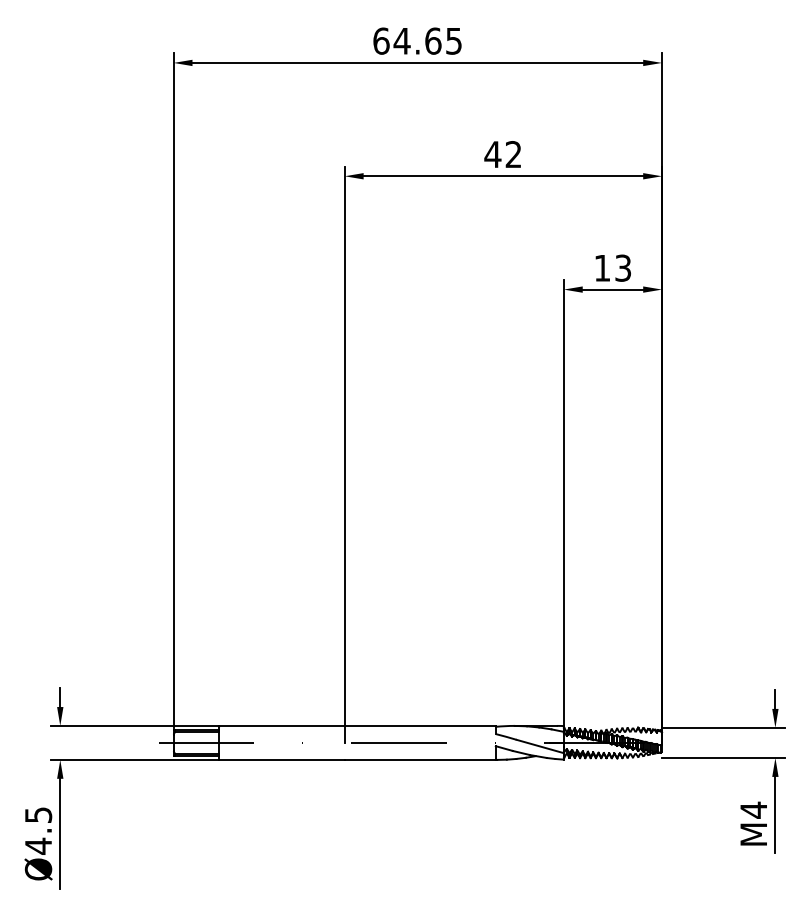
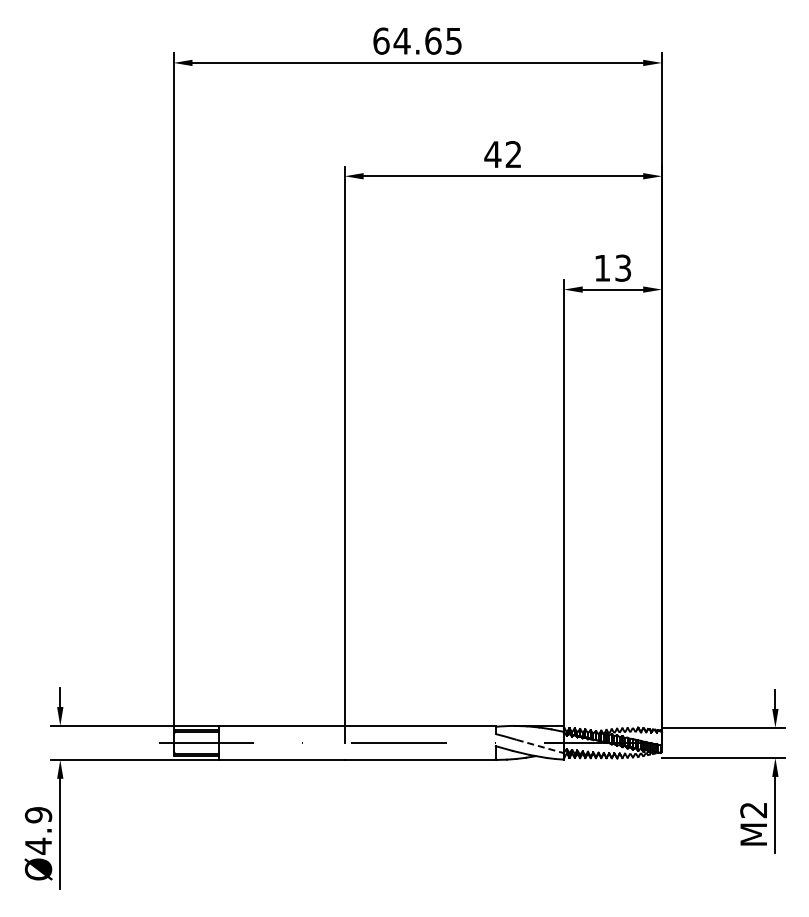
line: solid -> dashed (540, 746)
text: M4 -> M2 (753, 809)
text: Ø4.5 -> Ø4.9 (37, 815)
